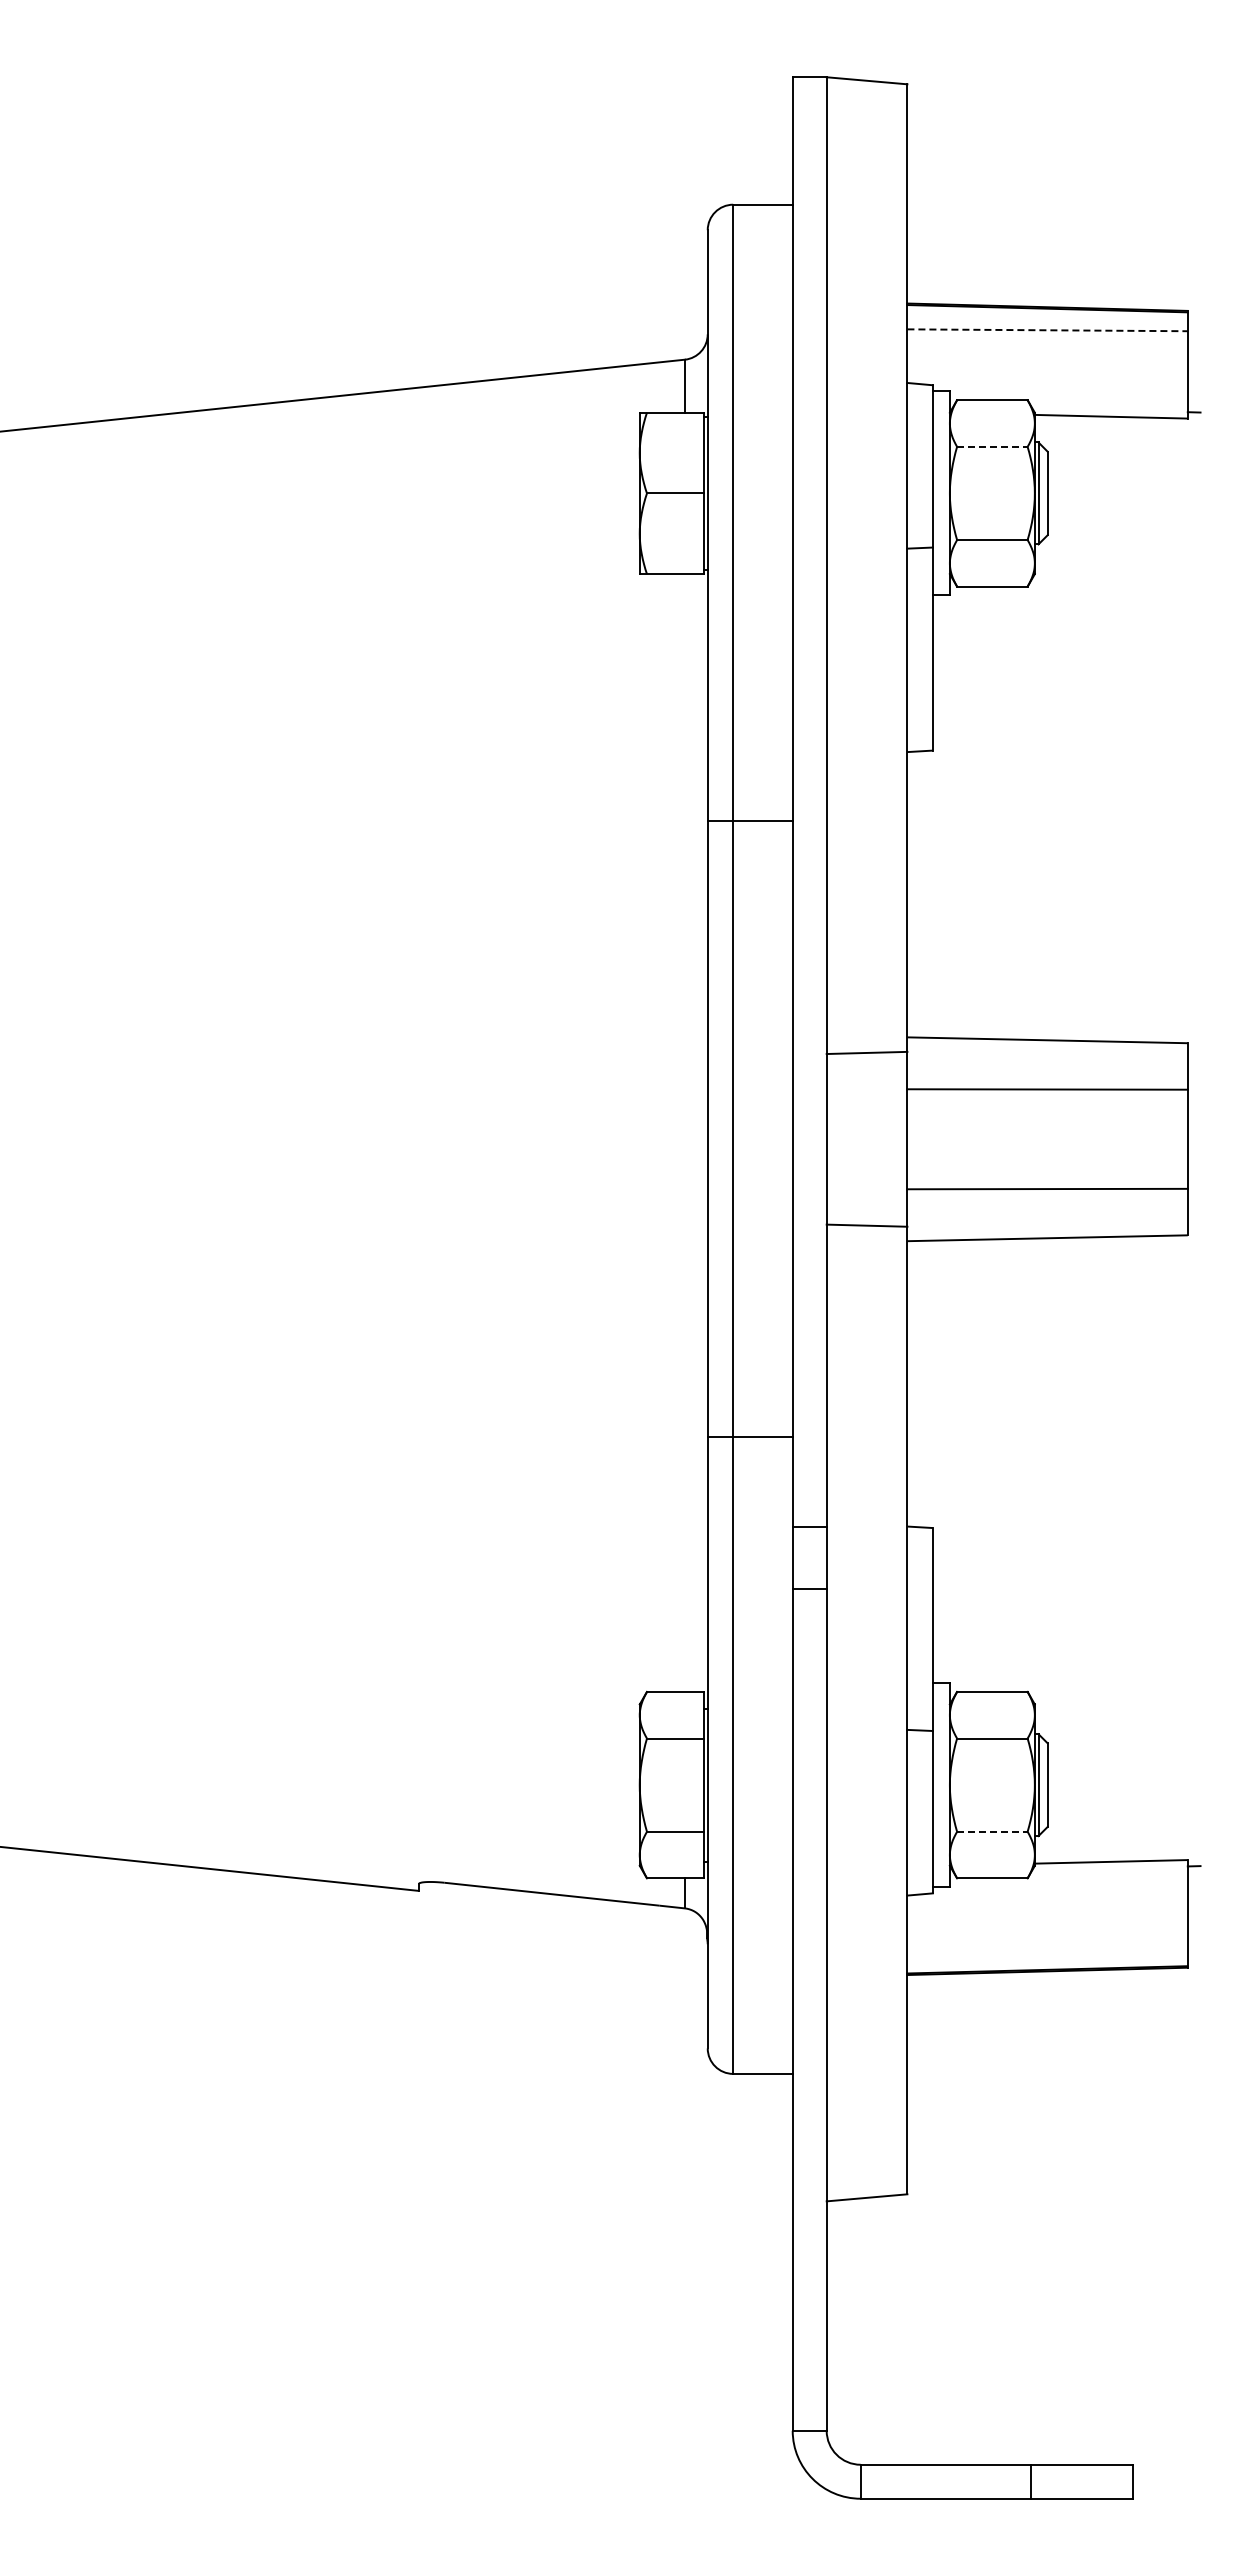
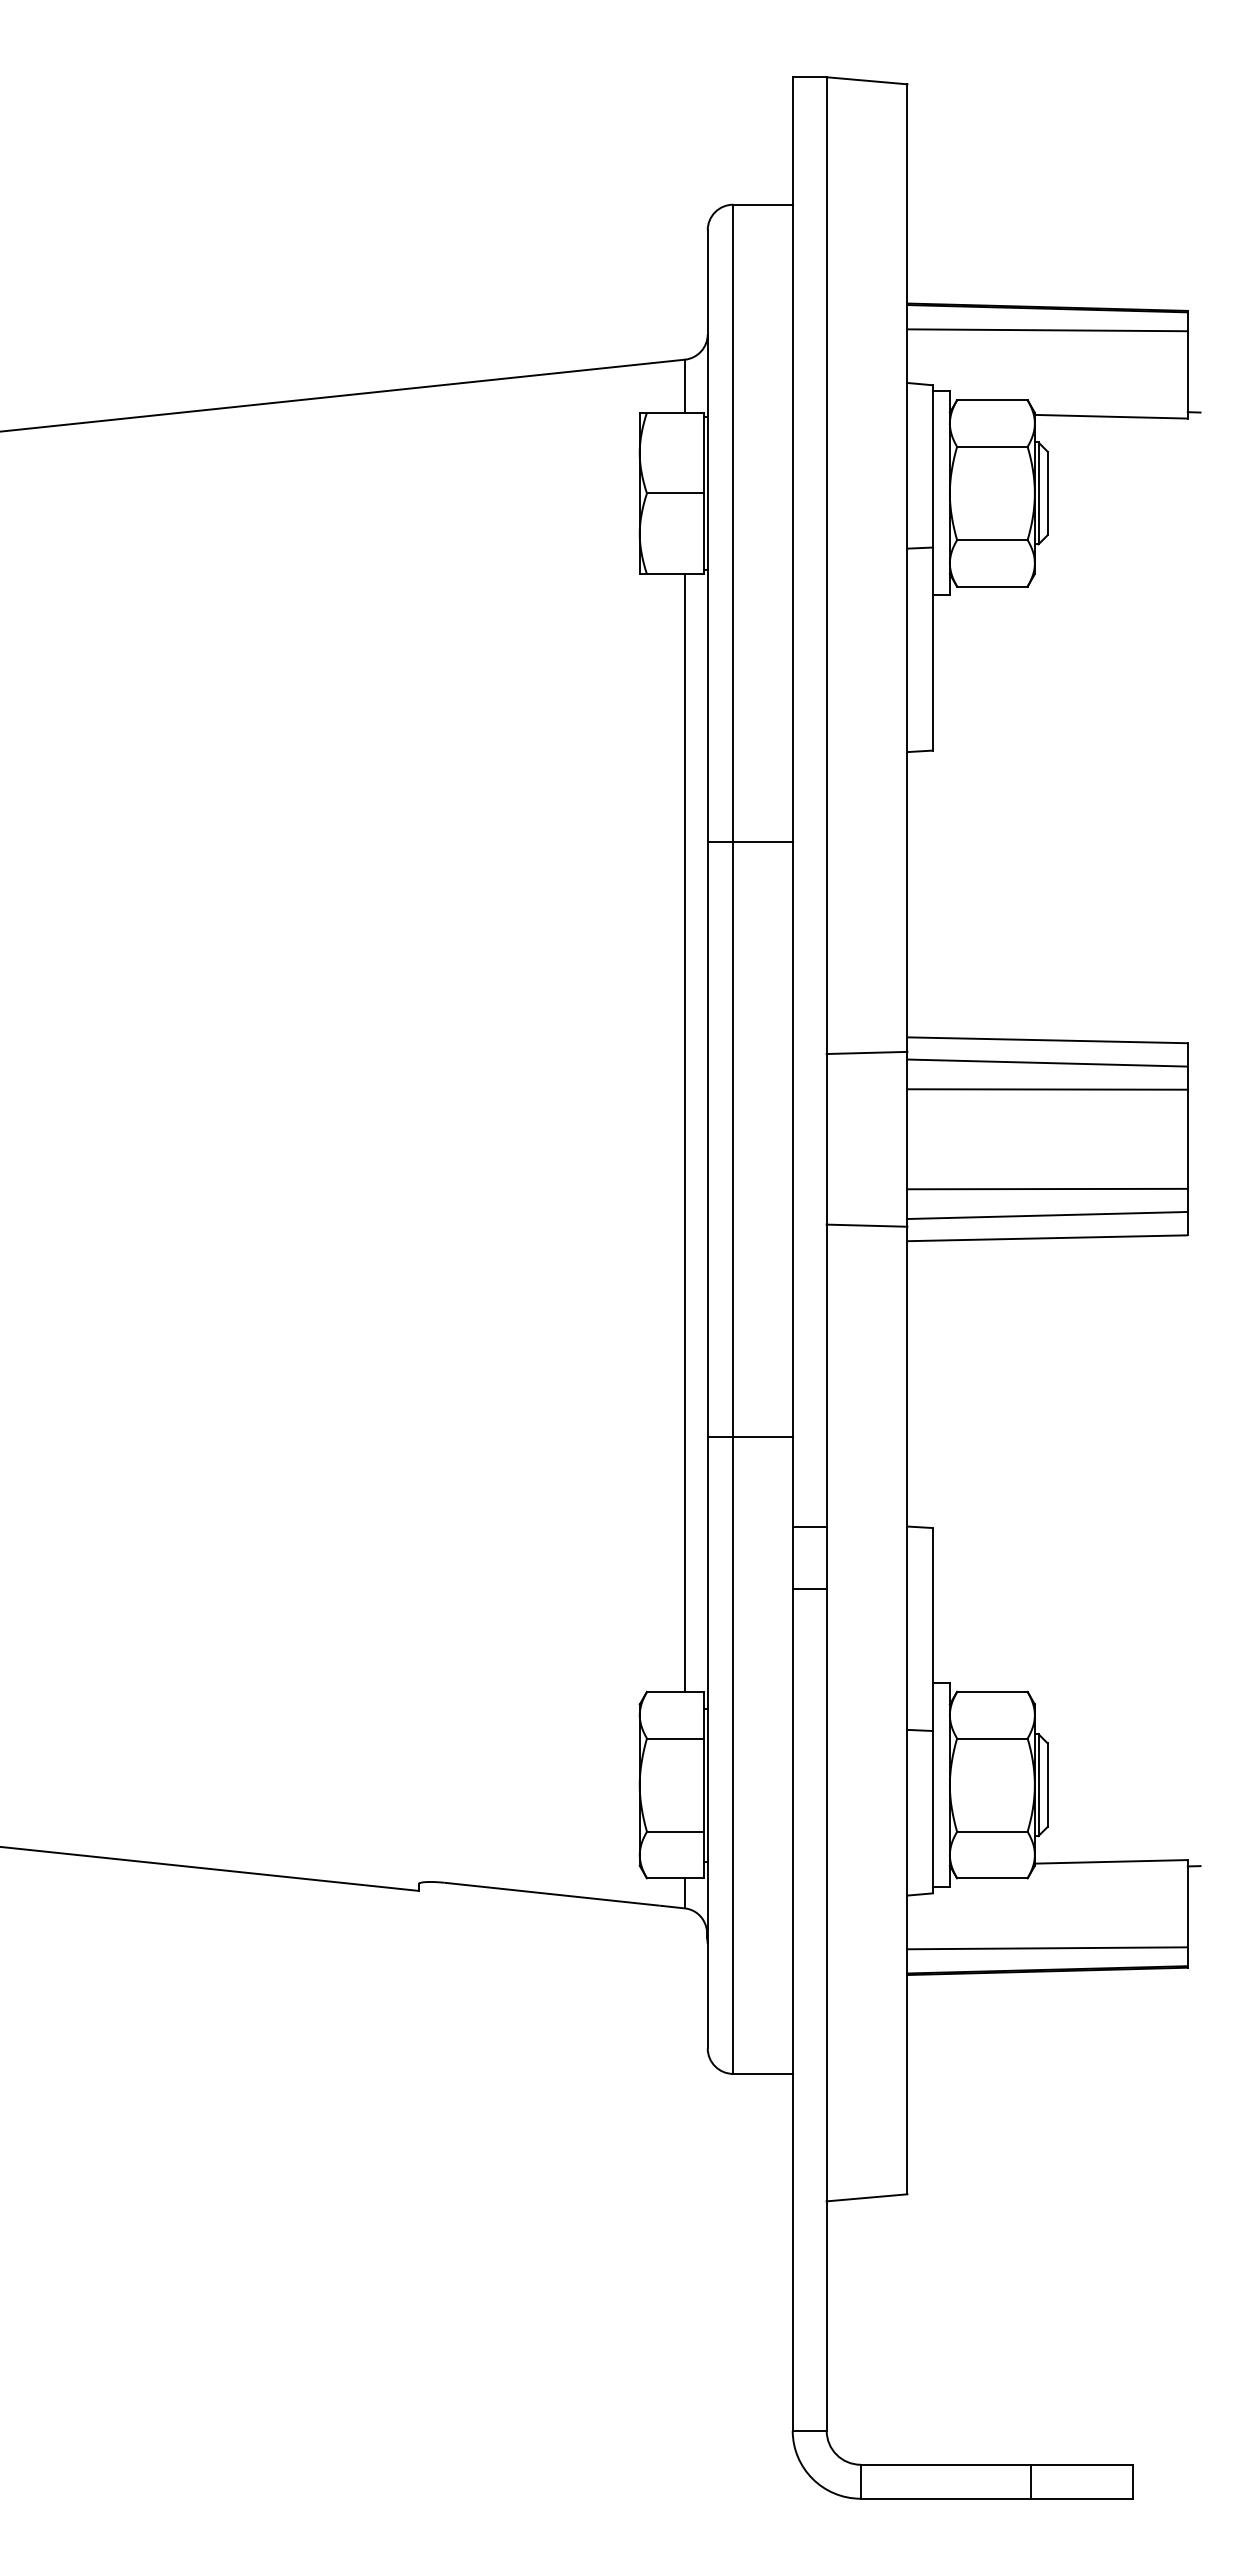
line: dashed -> solid (1048, 330)
line: dashed -> solid (992, 446)
line position: (749, 820) -> (749, 841) (749, 841)
line: none -> present (1047, 1062)
line: none -> present (684, 1132)
line: none -> present (1047, 1215)
line: dashed -> solid (992, 1831)
line: none -> present (1047, 1948)
